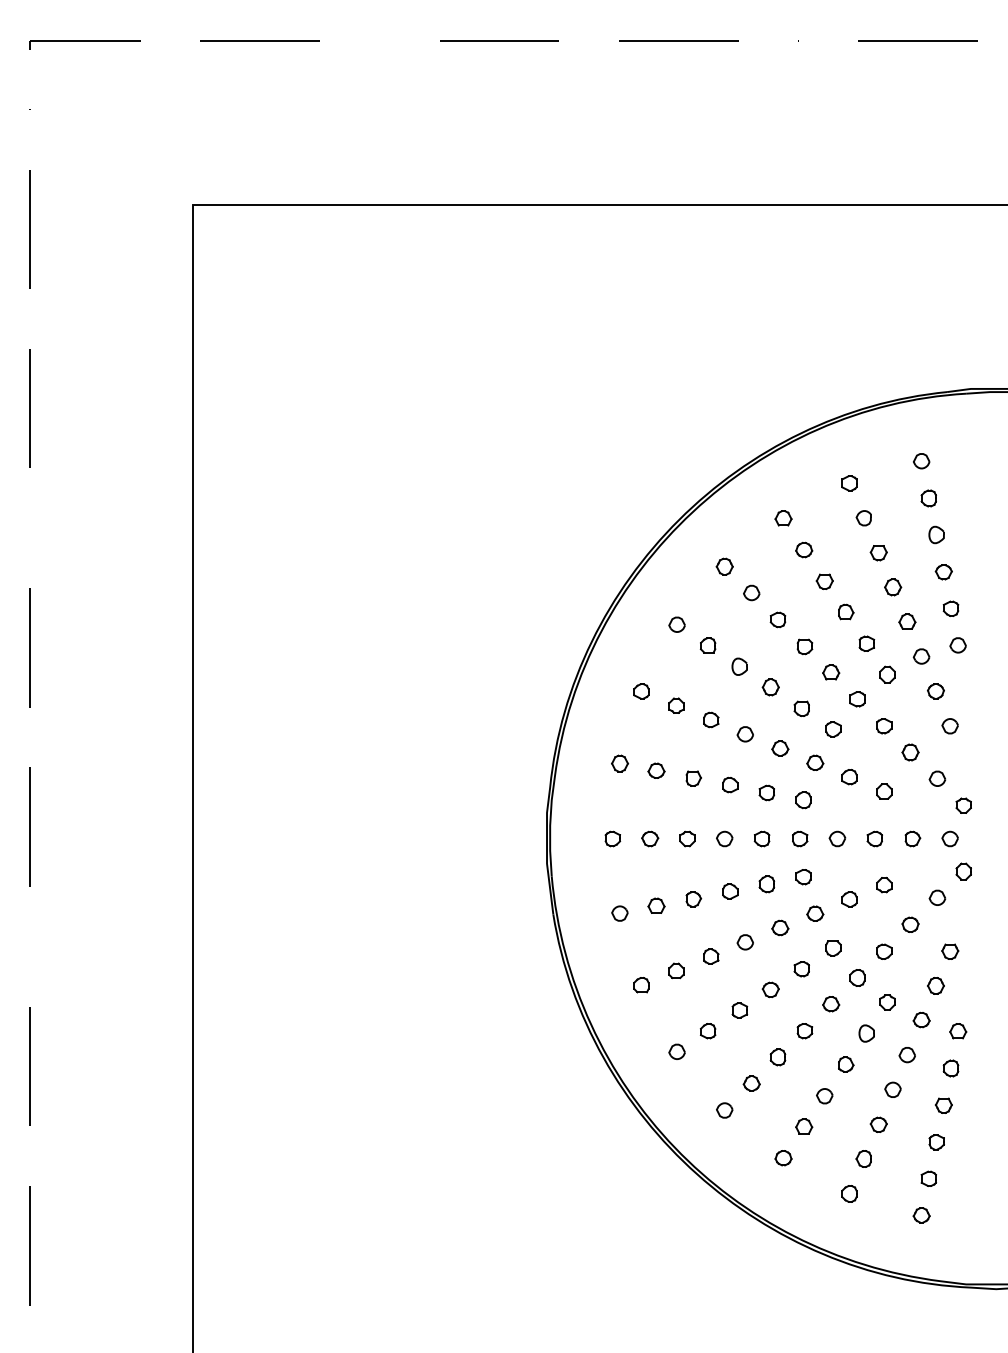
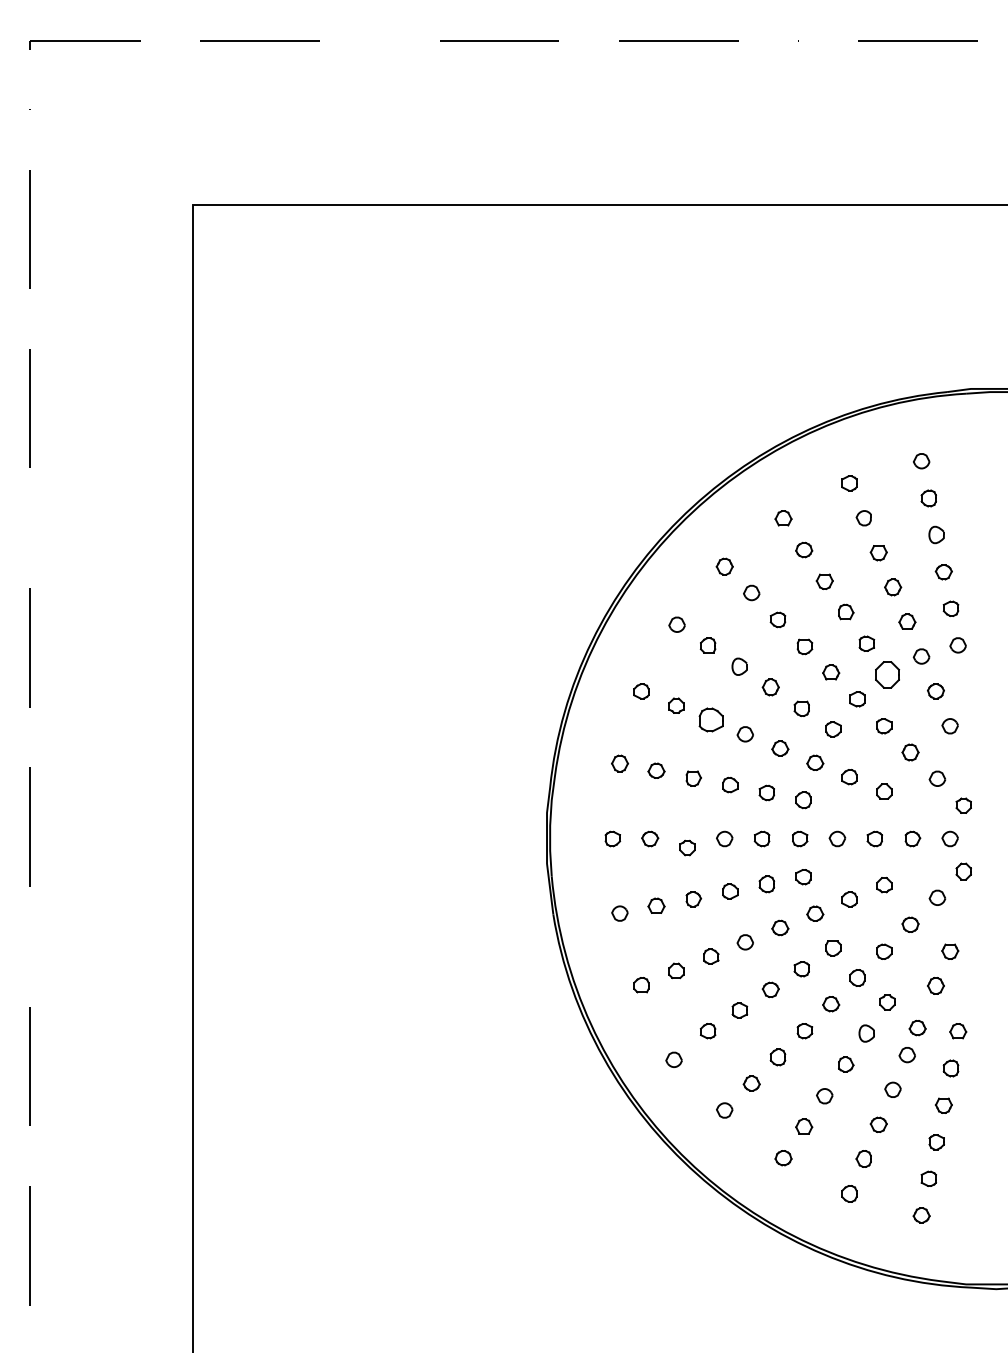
part size: 17x19 px -> 25x28 px (887, 674)
part size: 17x18 px -> 26x26 px (710, 719)
part position: (687, 838) -> (687, 847) (687, 847)
part position: (921, 1019) -> (917, 1027) (917, 1027)
part position: (676, 1051) -> (673, 1059) (673, 1059)
